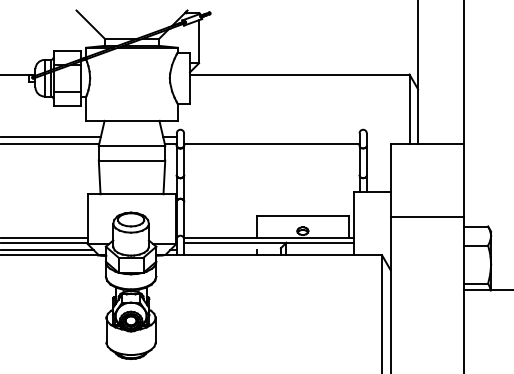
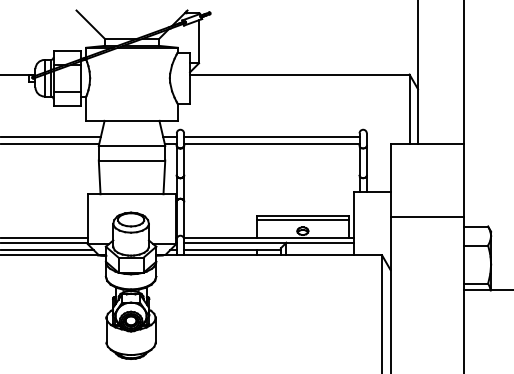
line: none -> present (271, 137)
line: none -> present (302, 219)
line: none -> present (232, 250)
